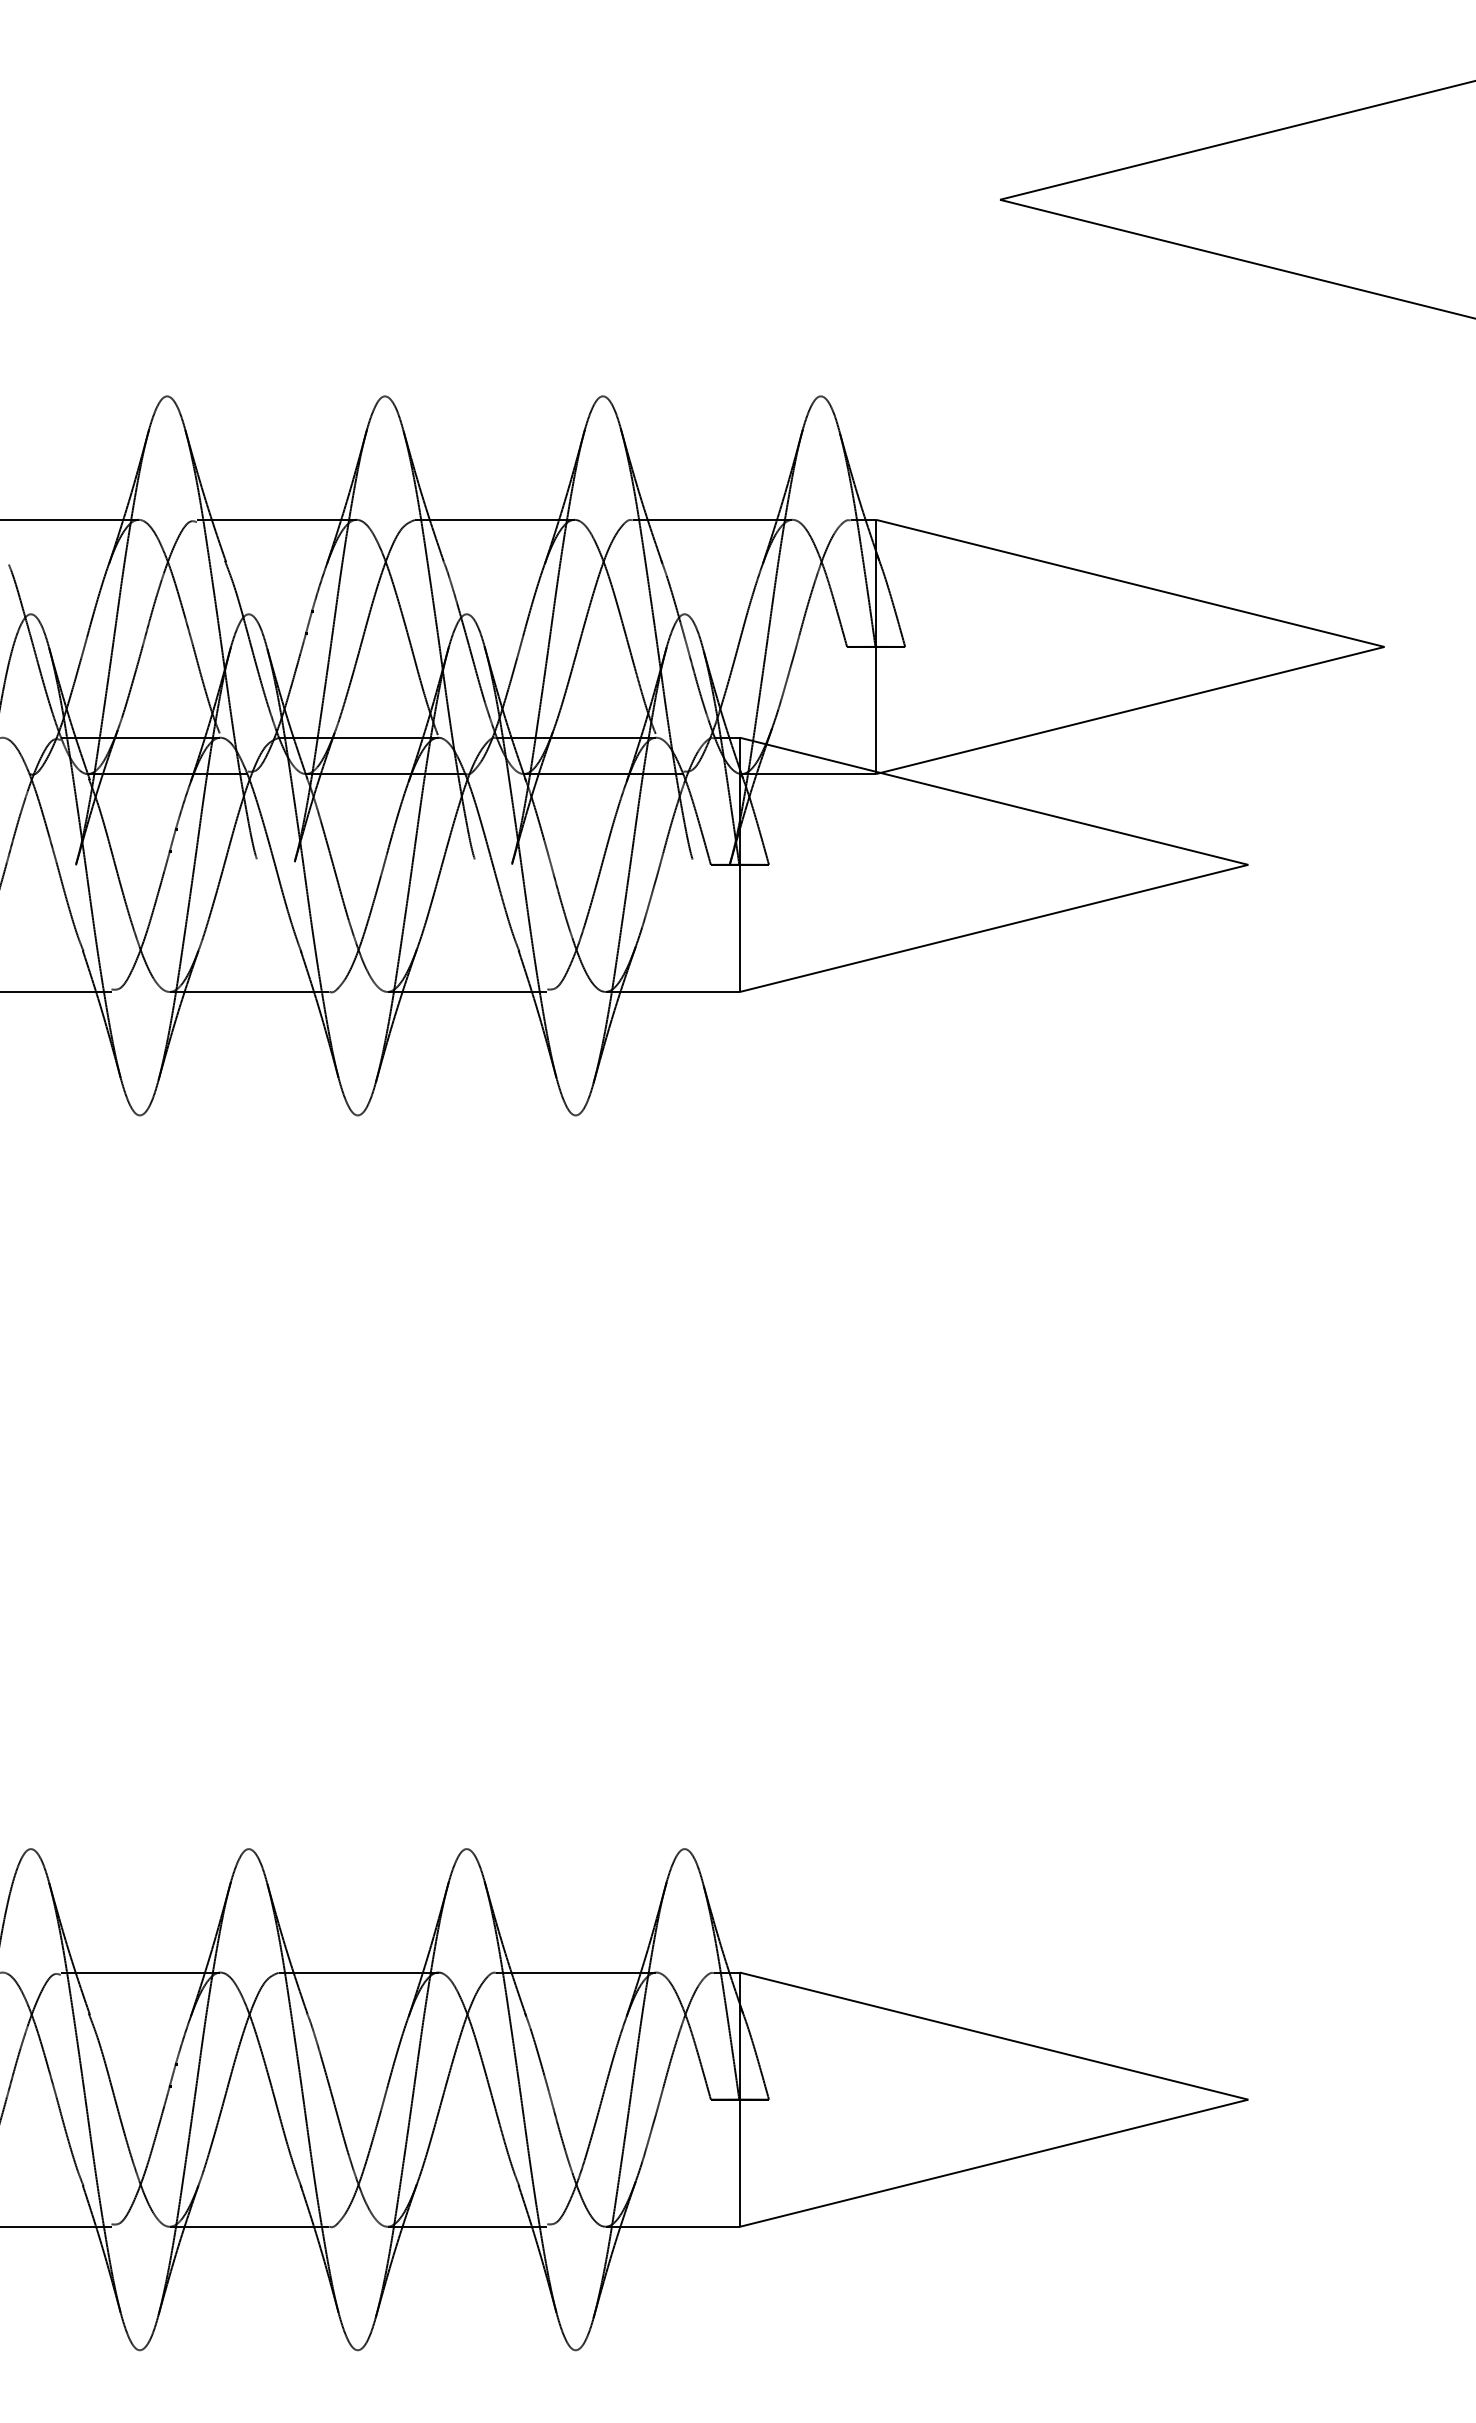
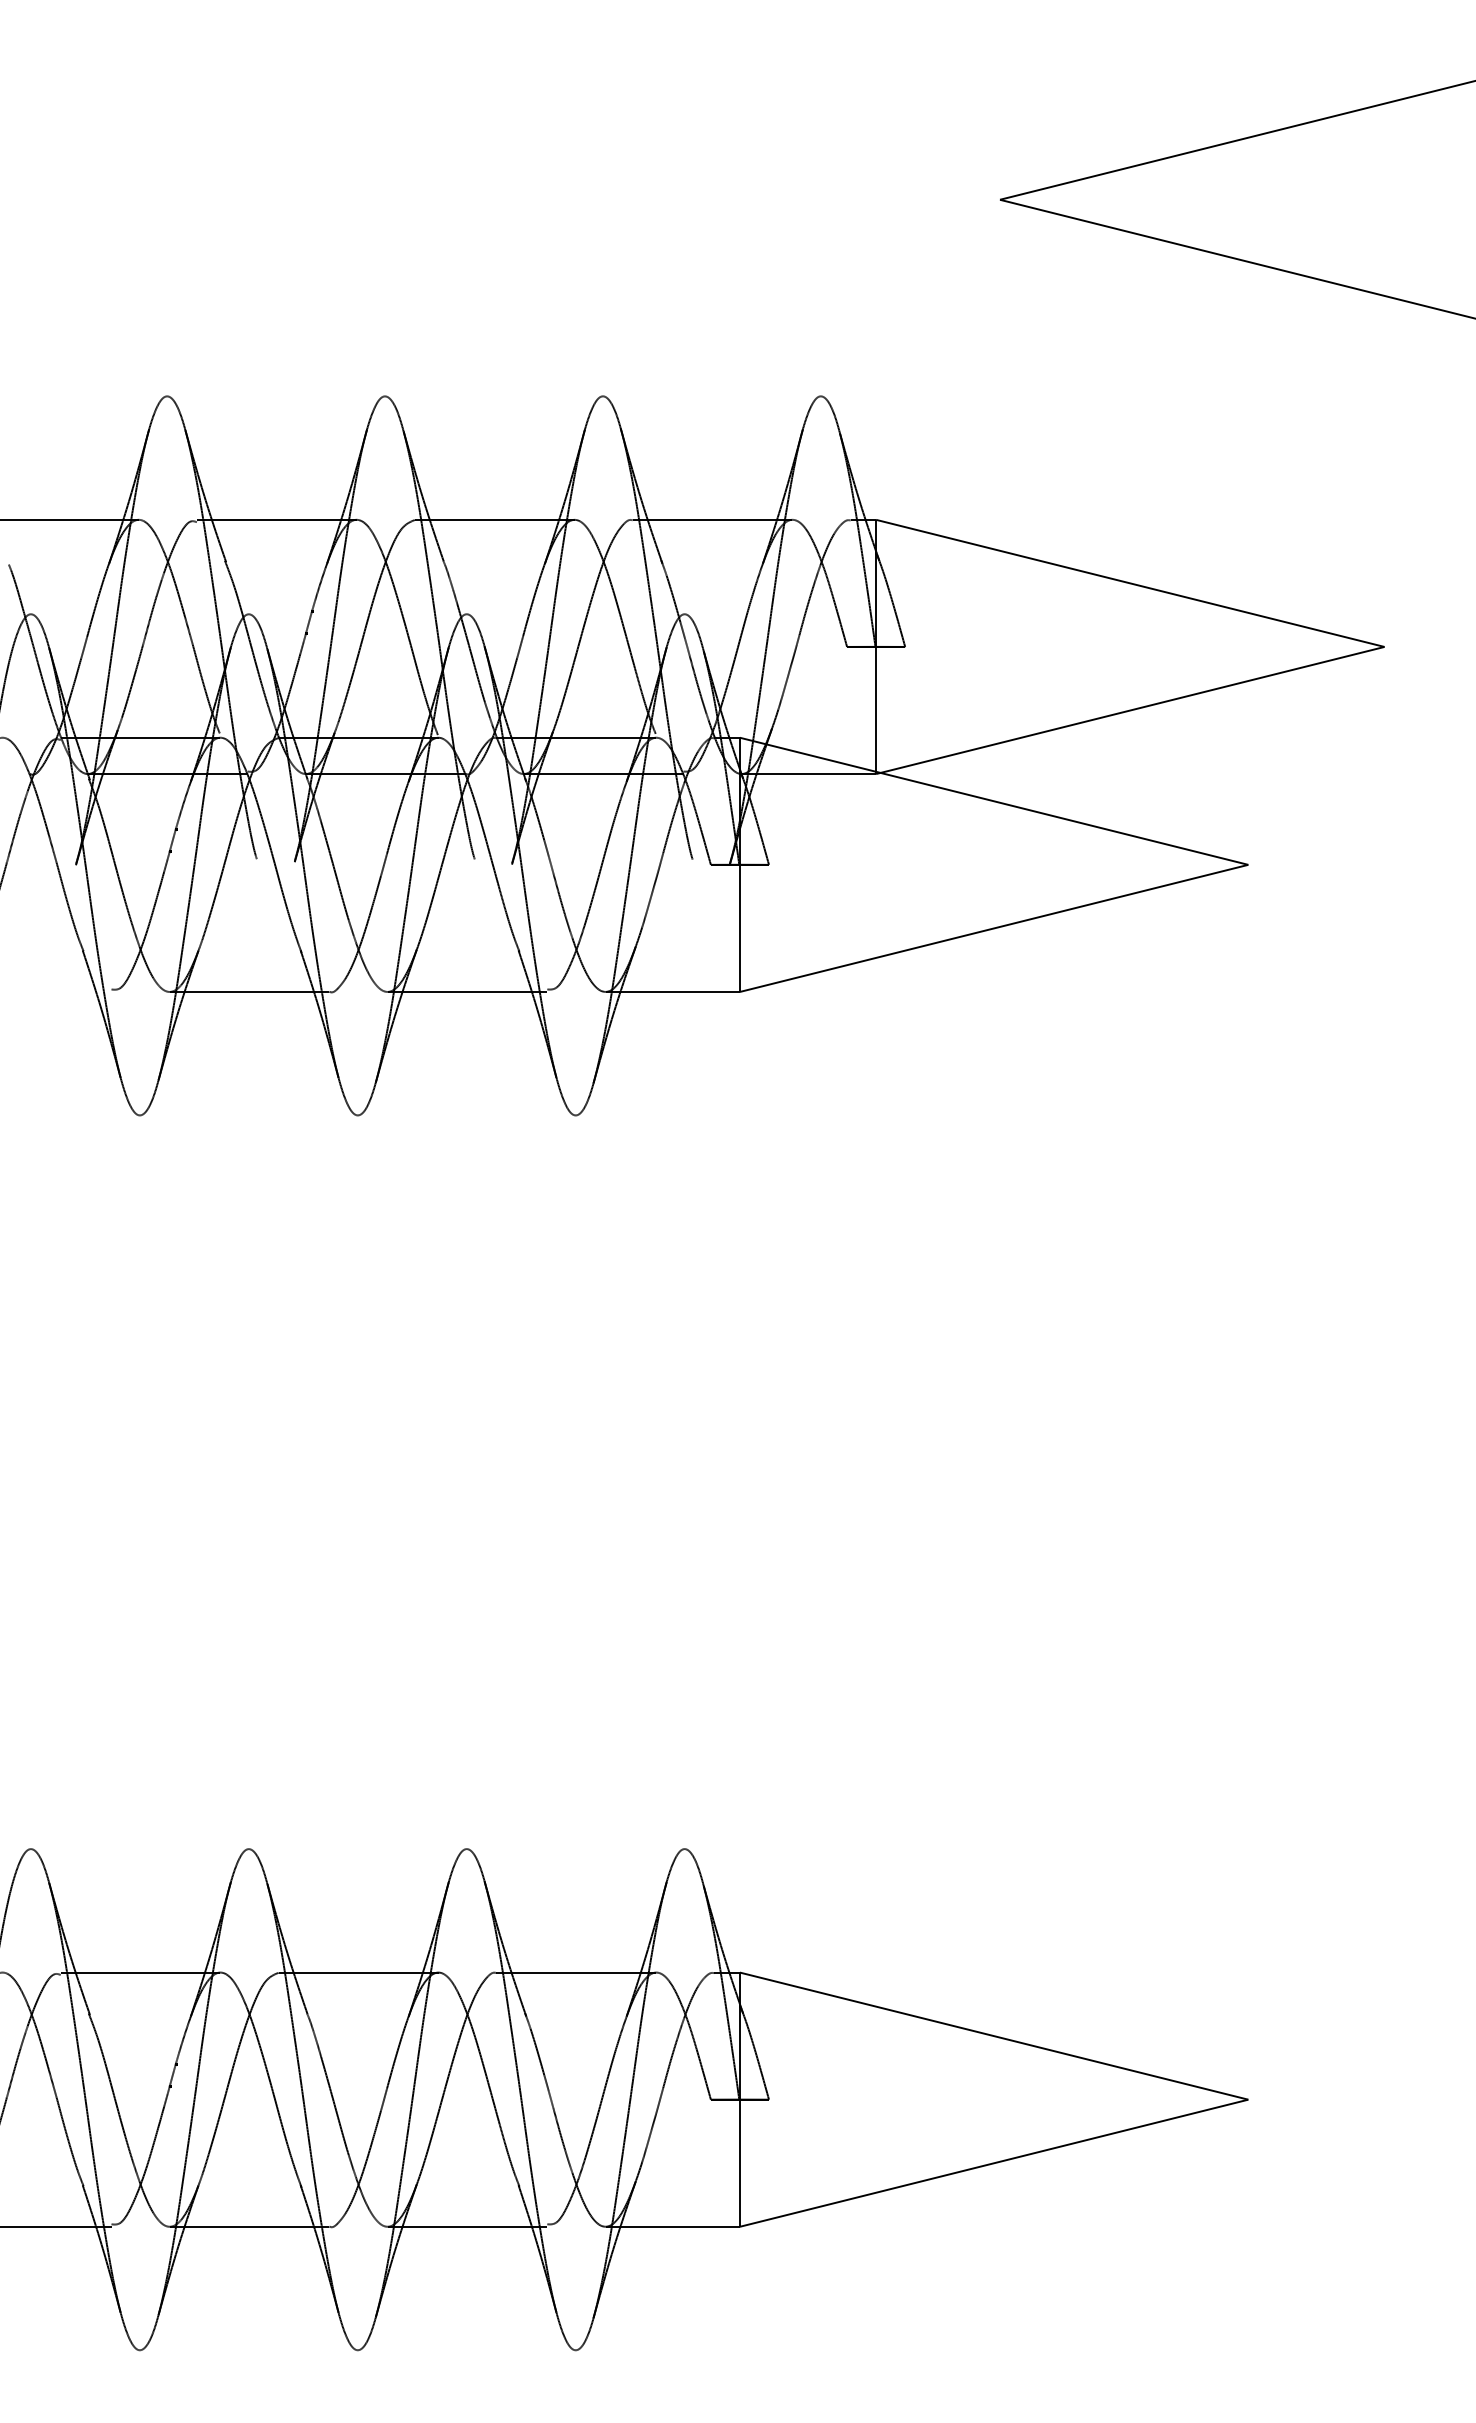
line: present -> none (56, 991)
